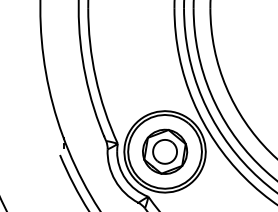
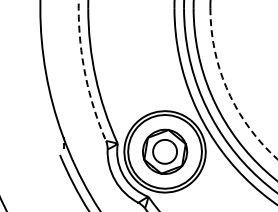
arc: solid -> dashed (85, 73)
arc: solid -> dashed (227, 90)
